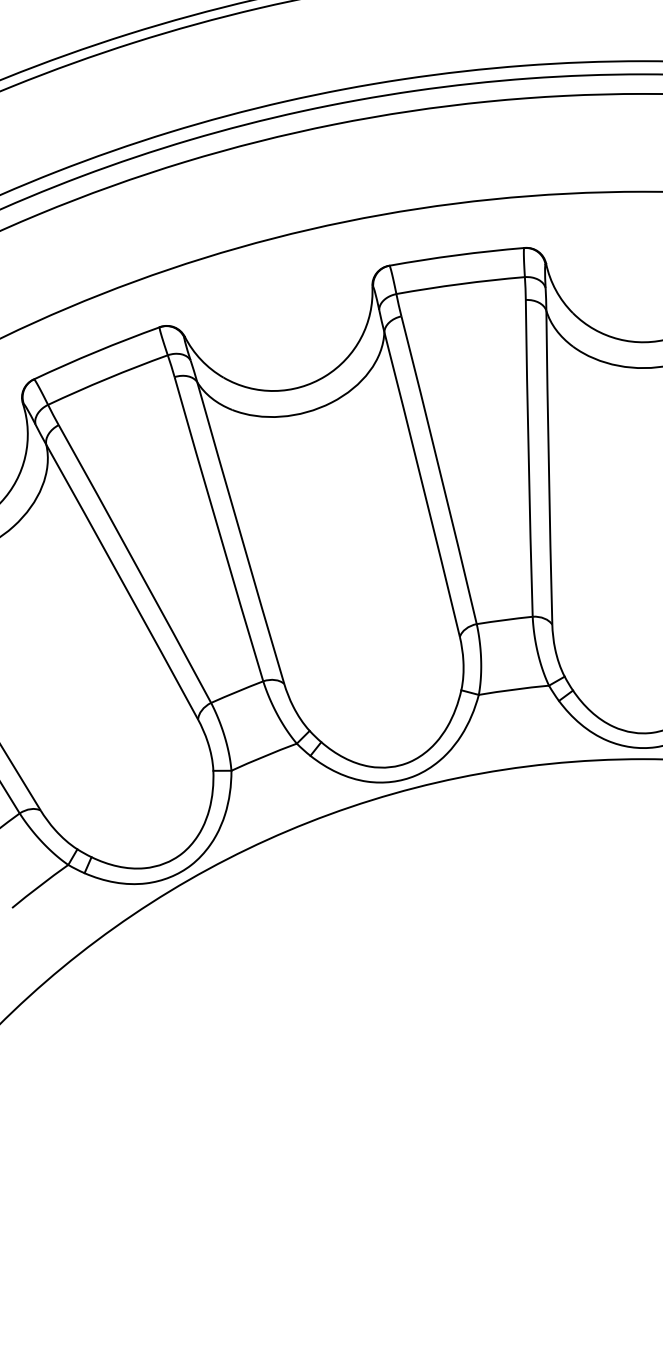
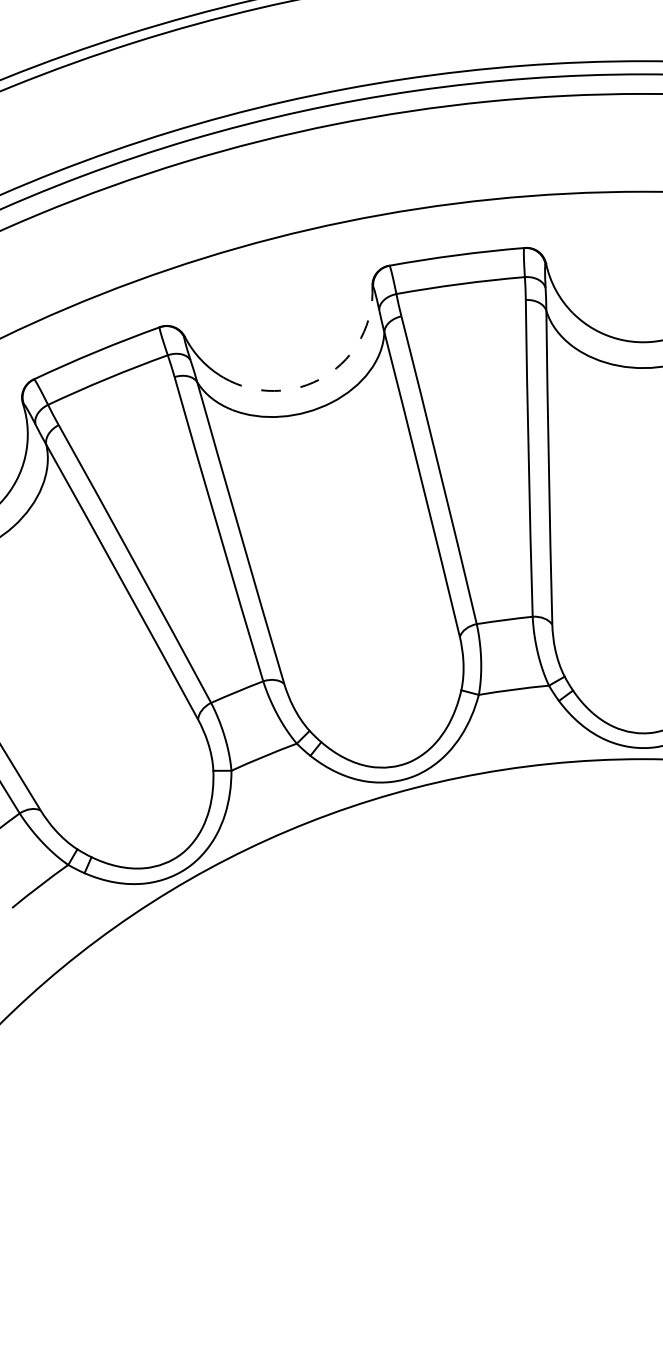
arc: solid -> dashed (325, 376)
